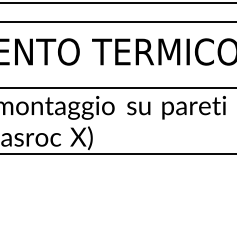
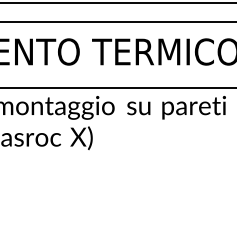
line: present -> none (117, 154)
